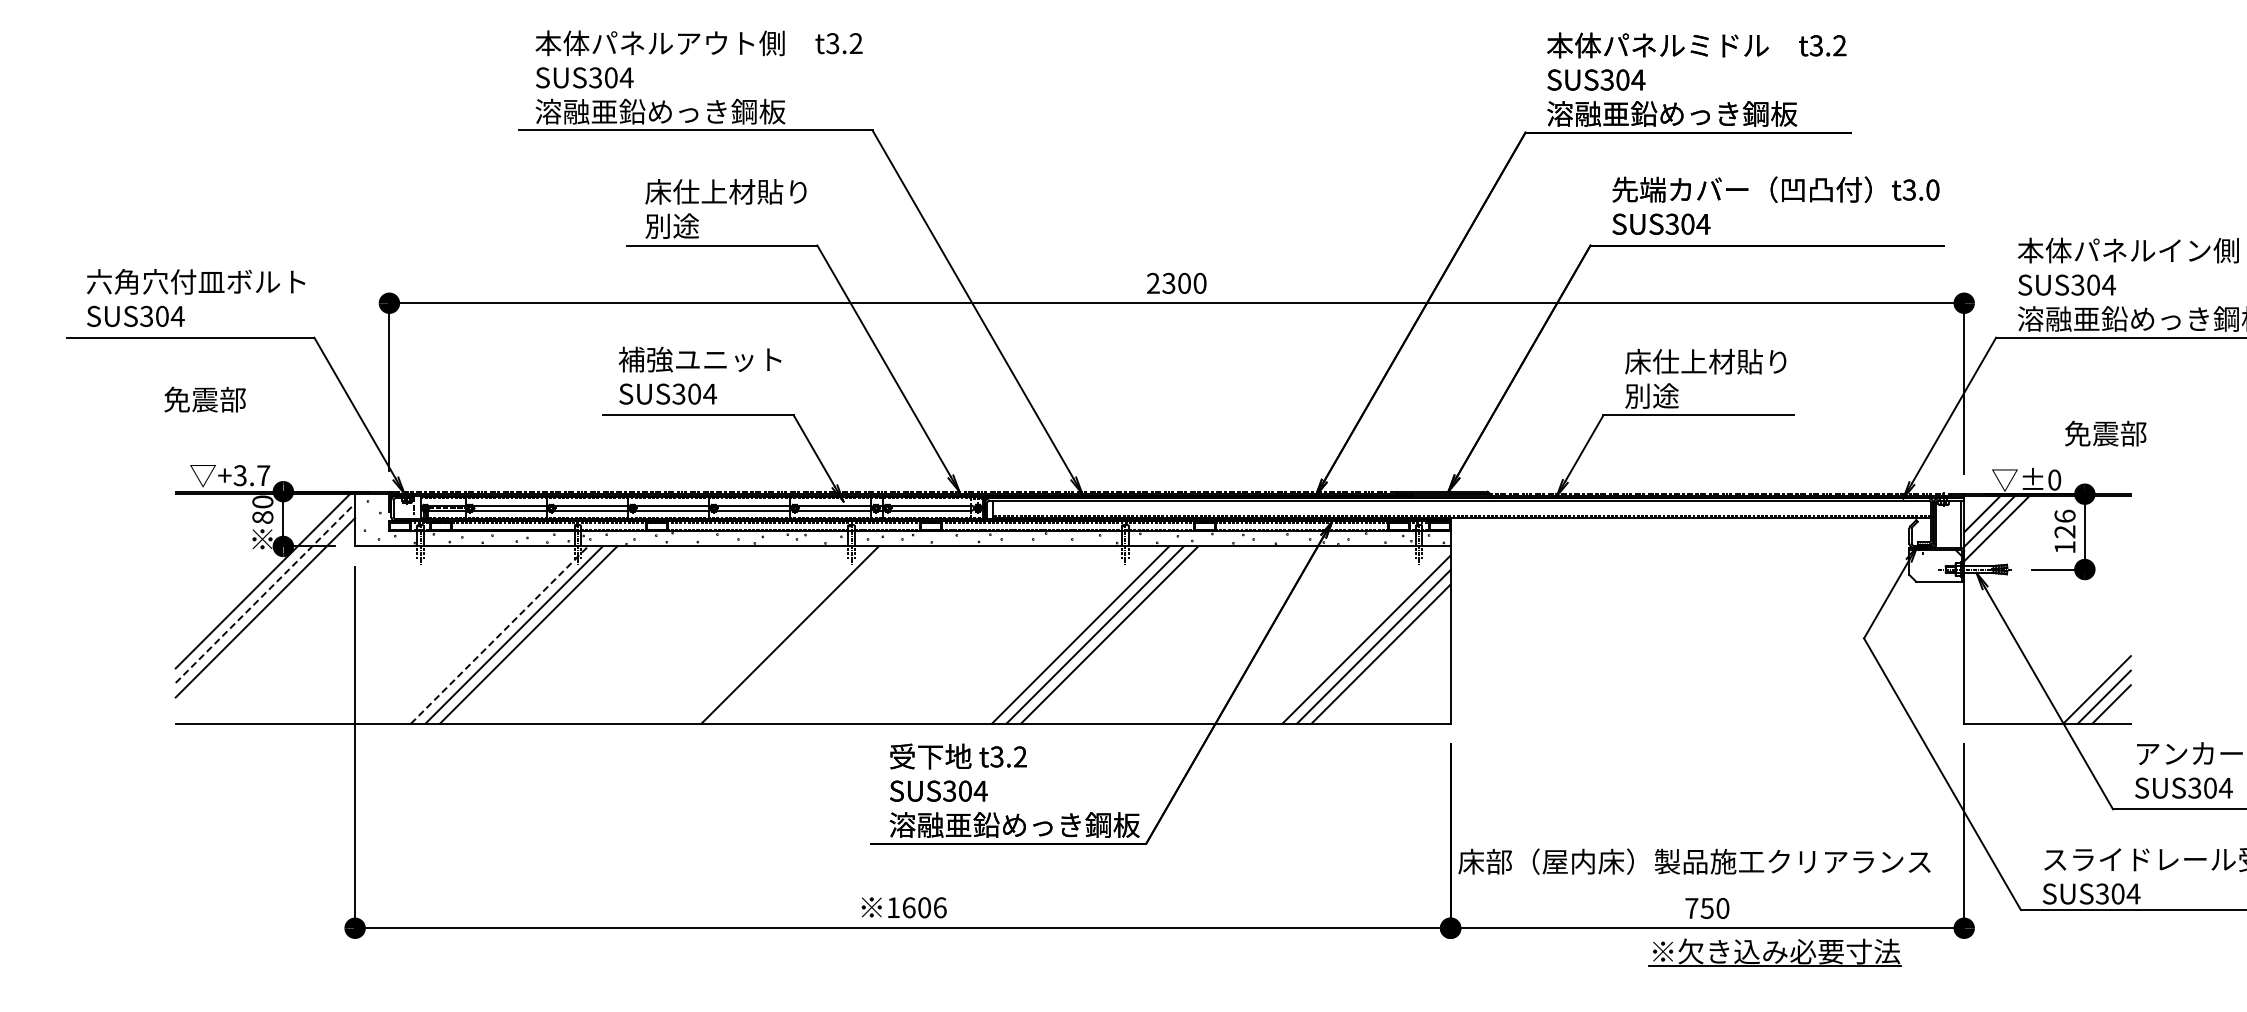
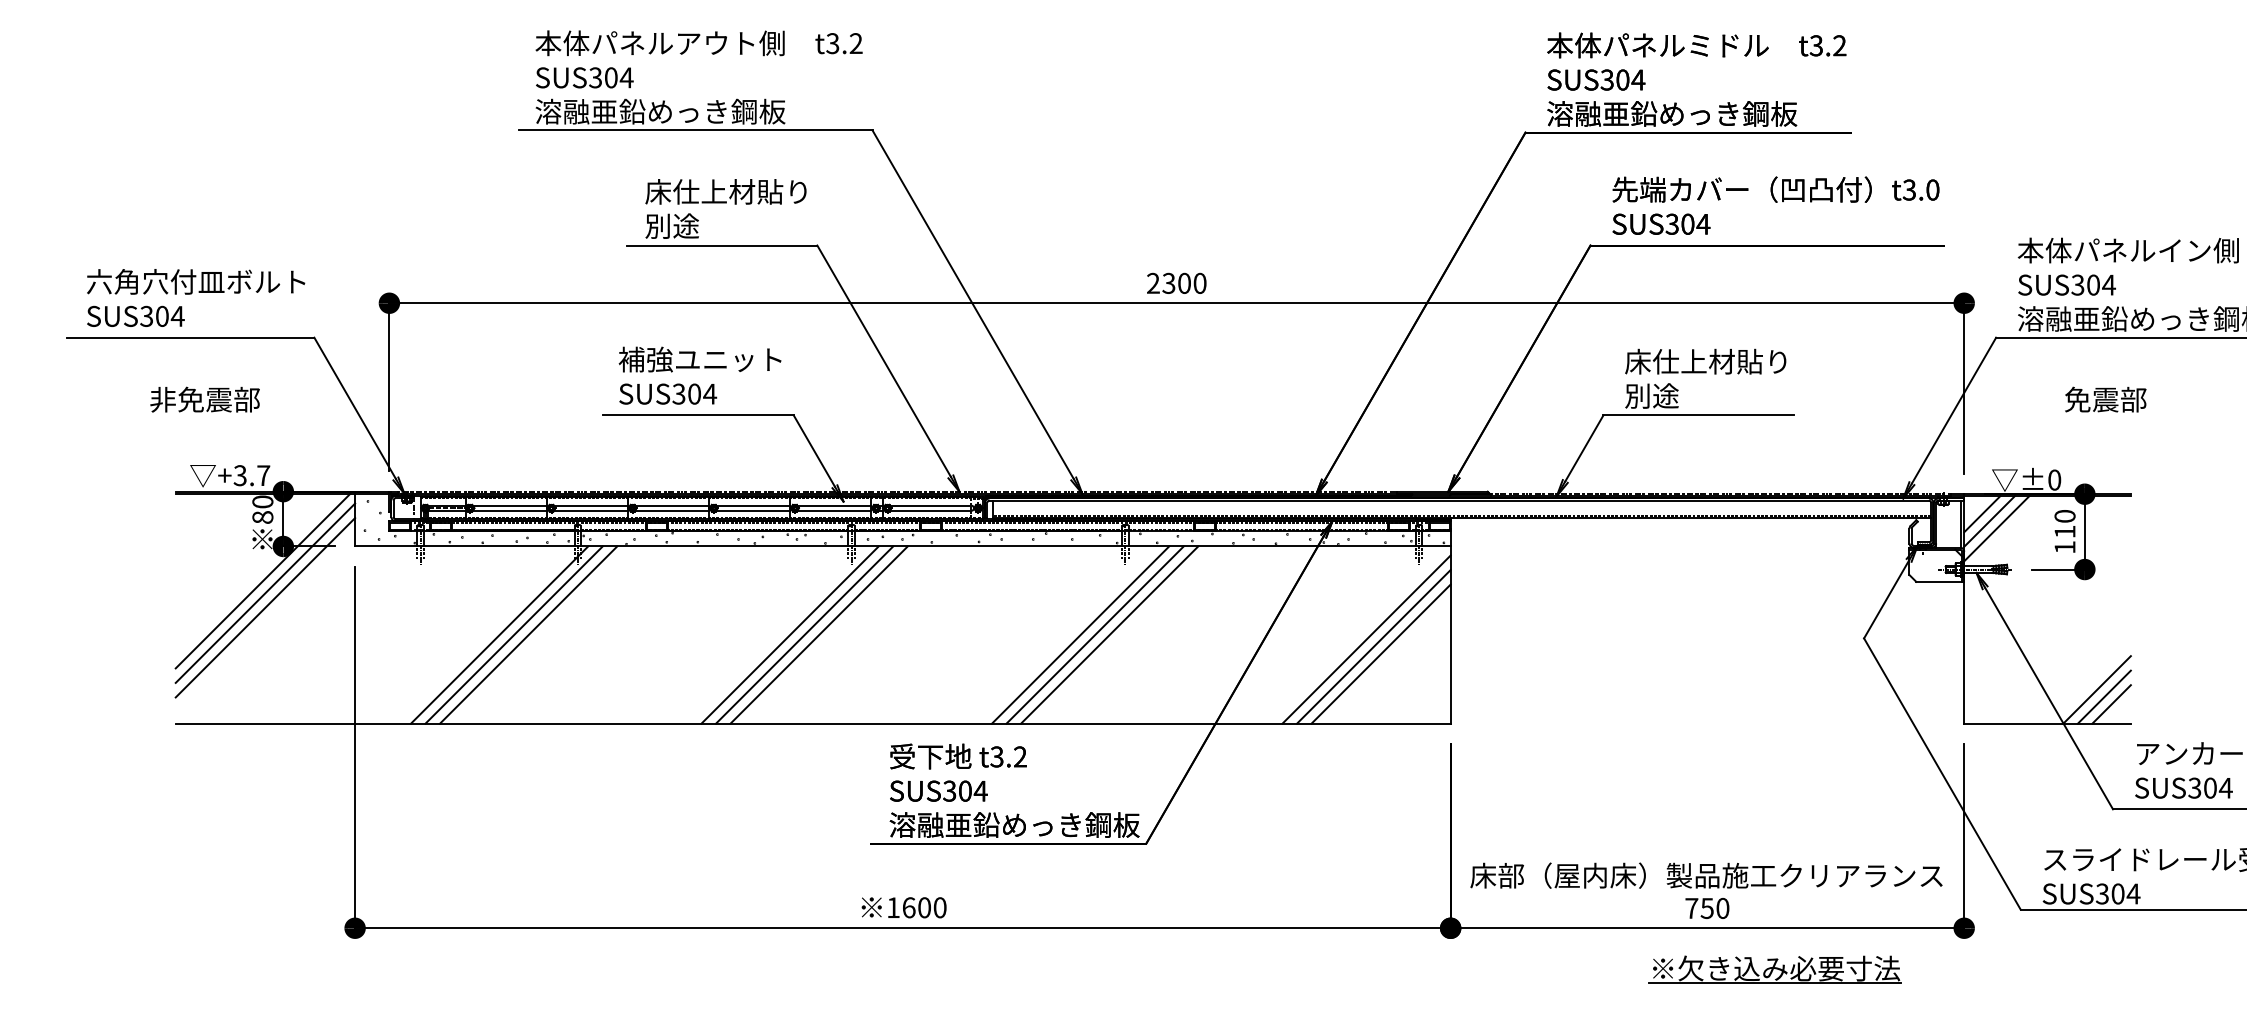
text: 免震部 -> 非免震部 (204, 399)
text position: (2105, 433) -> (2105, 399) (2105, 399)
text: 126 -> 110 (2064, 523)
line: dashed -> solid (265, 593)
line: dashed -> solid (499, 634)
line: none -> present (804, 634)
line: none -> present (818, 634)
text position: (1694, 861) -> (1706, 875) (1706, 875)
text: 1606 -> 1600 (939, 907)
part position: (1774, 952) -> (1774, 969) (1774, 969)
